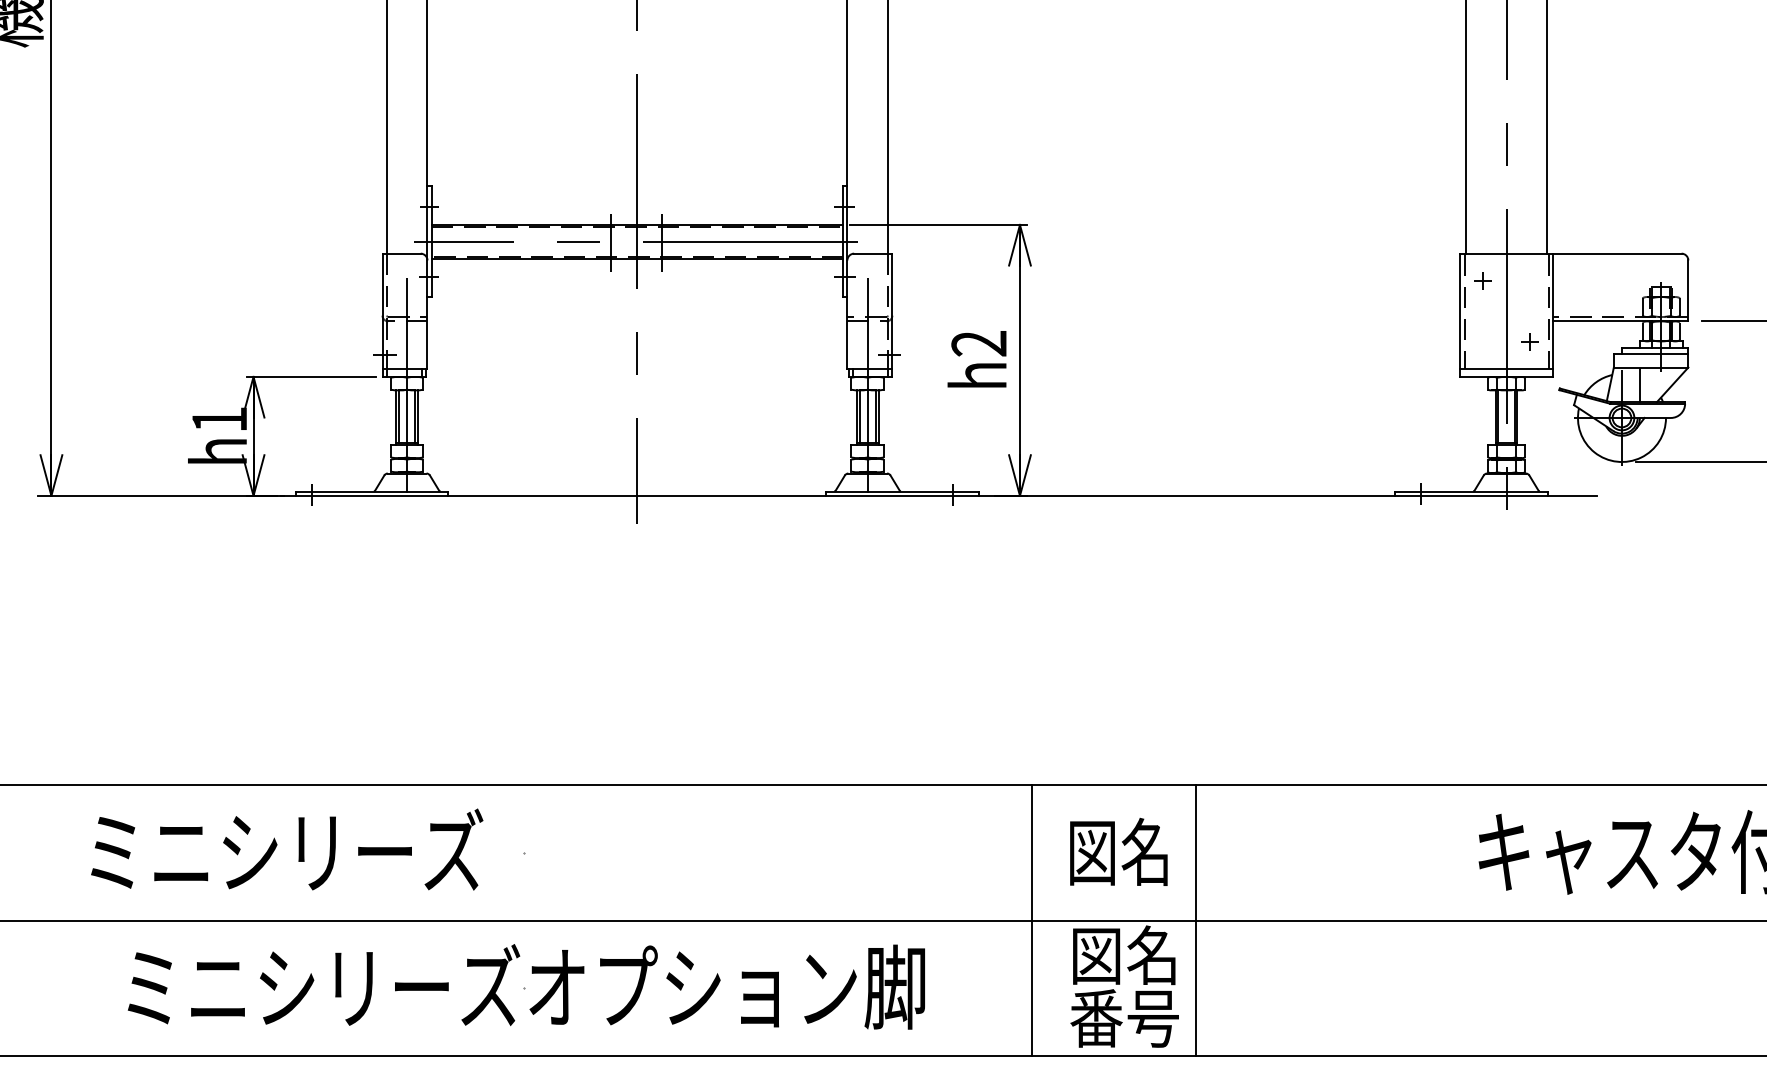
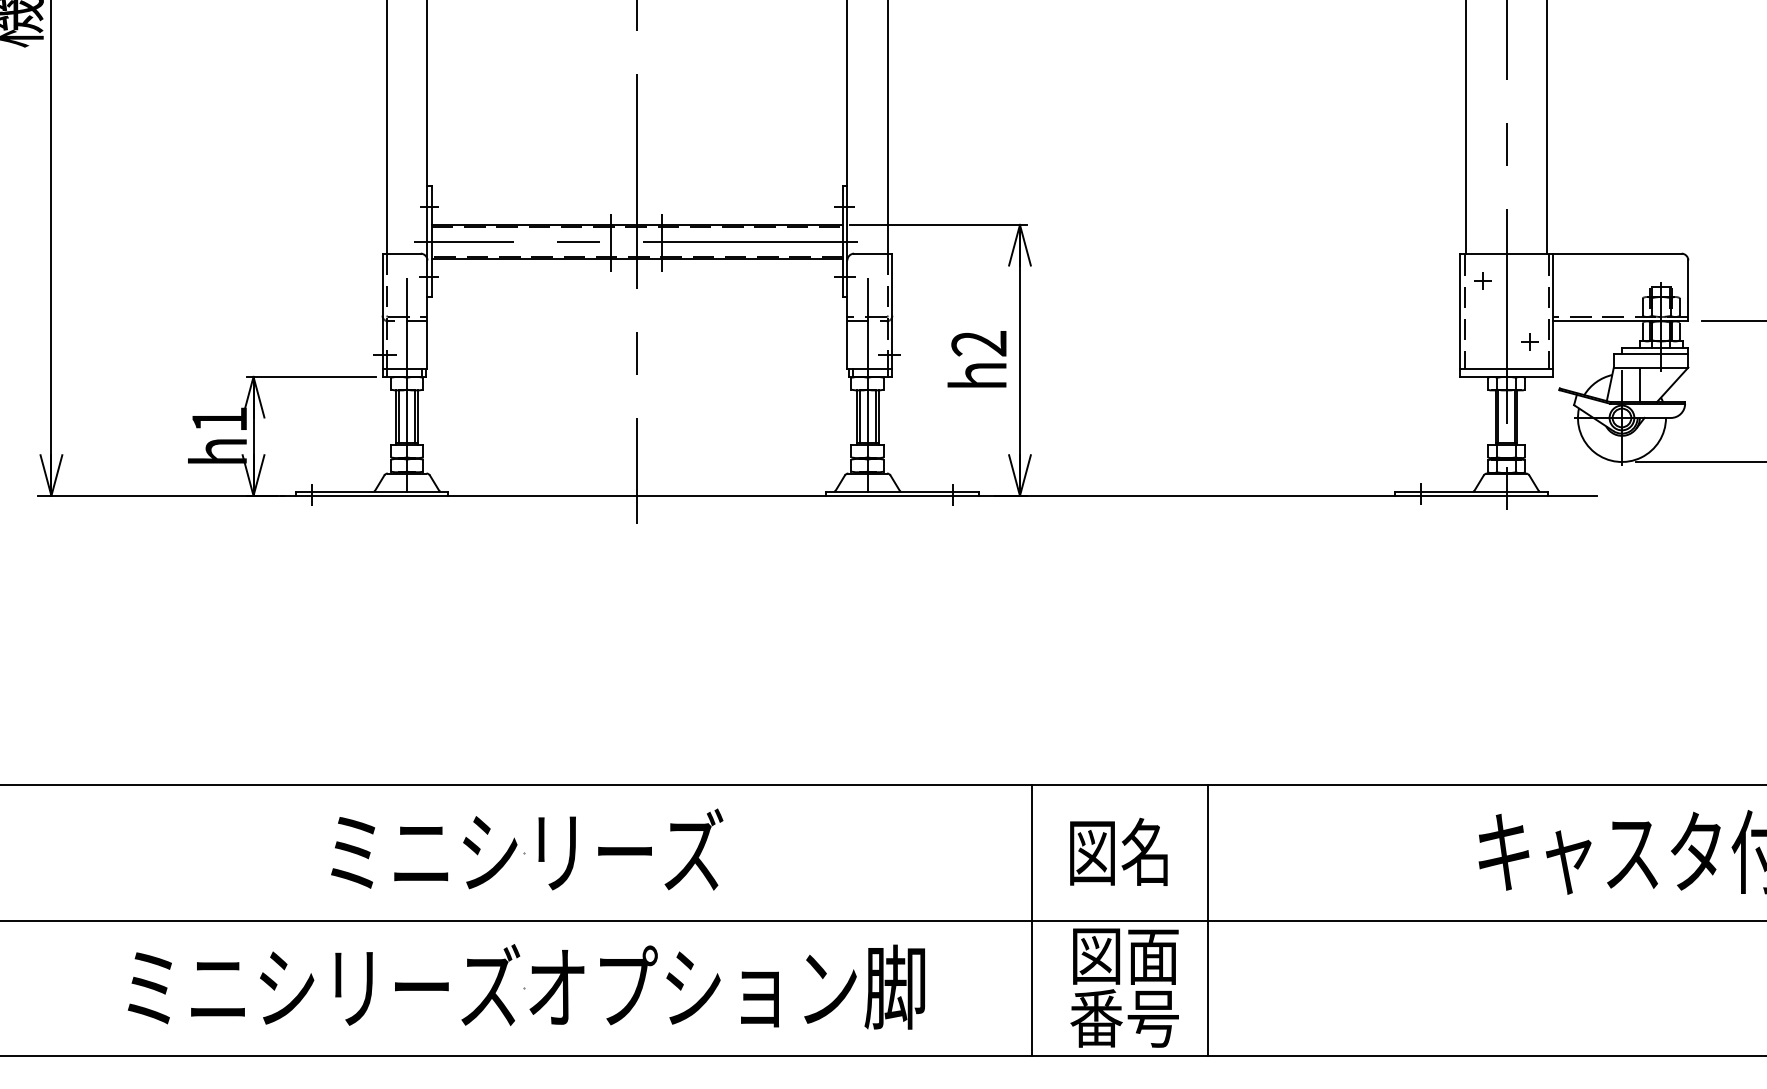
text position: (287, 849) -> (527, 849) (527, 849)
line position: (1195, 920) -> (1207, 920) (1207, 920)
text: 図名 -> 図面 (1152, 955)
